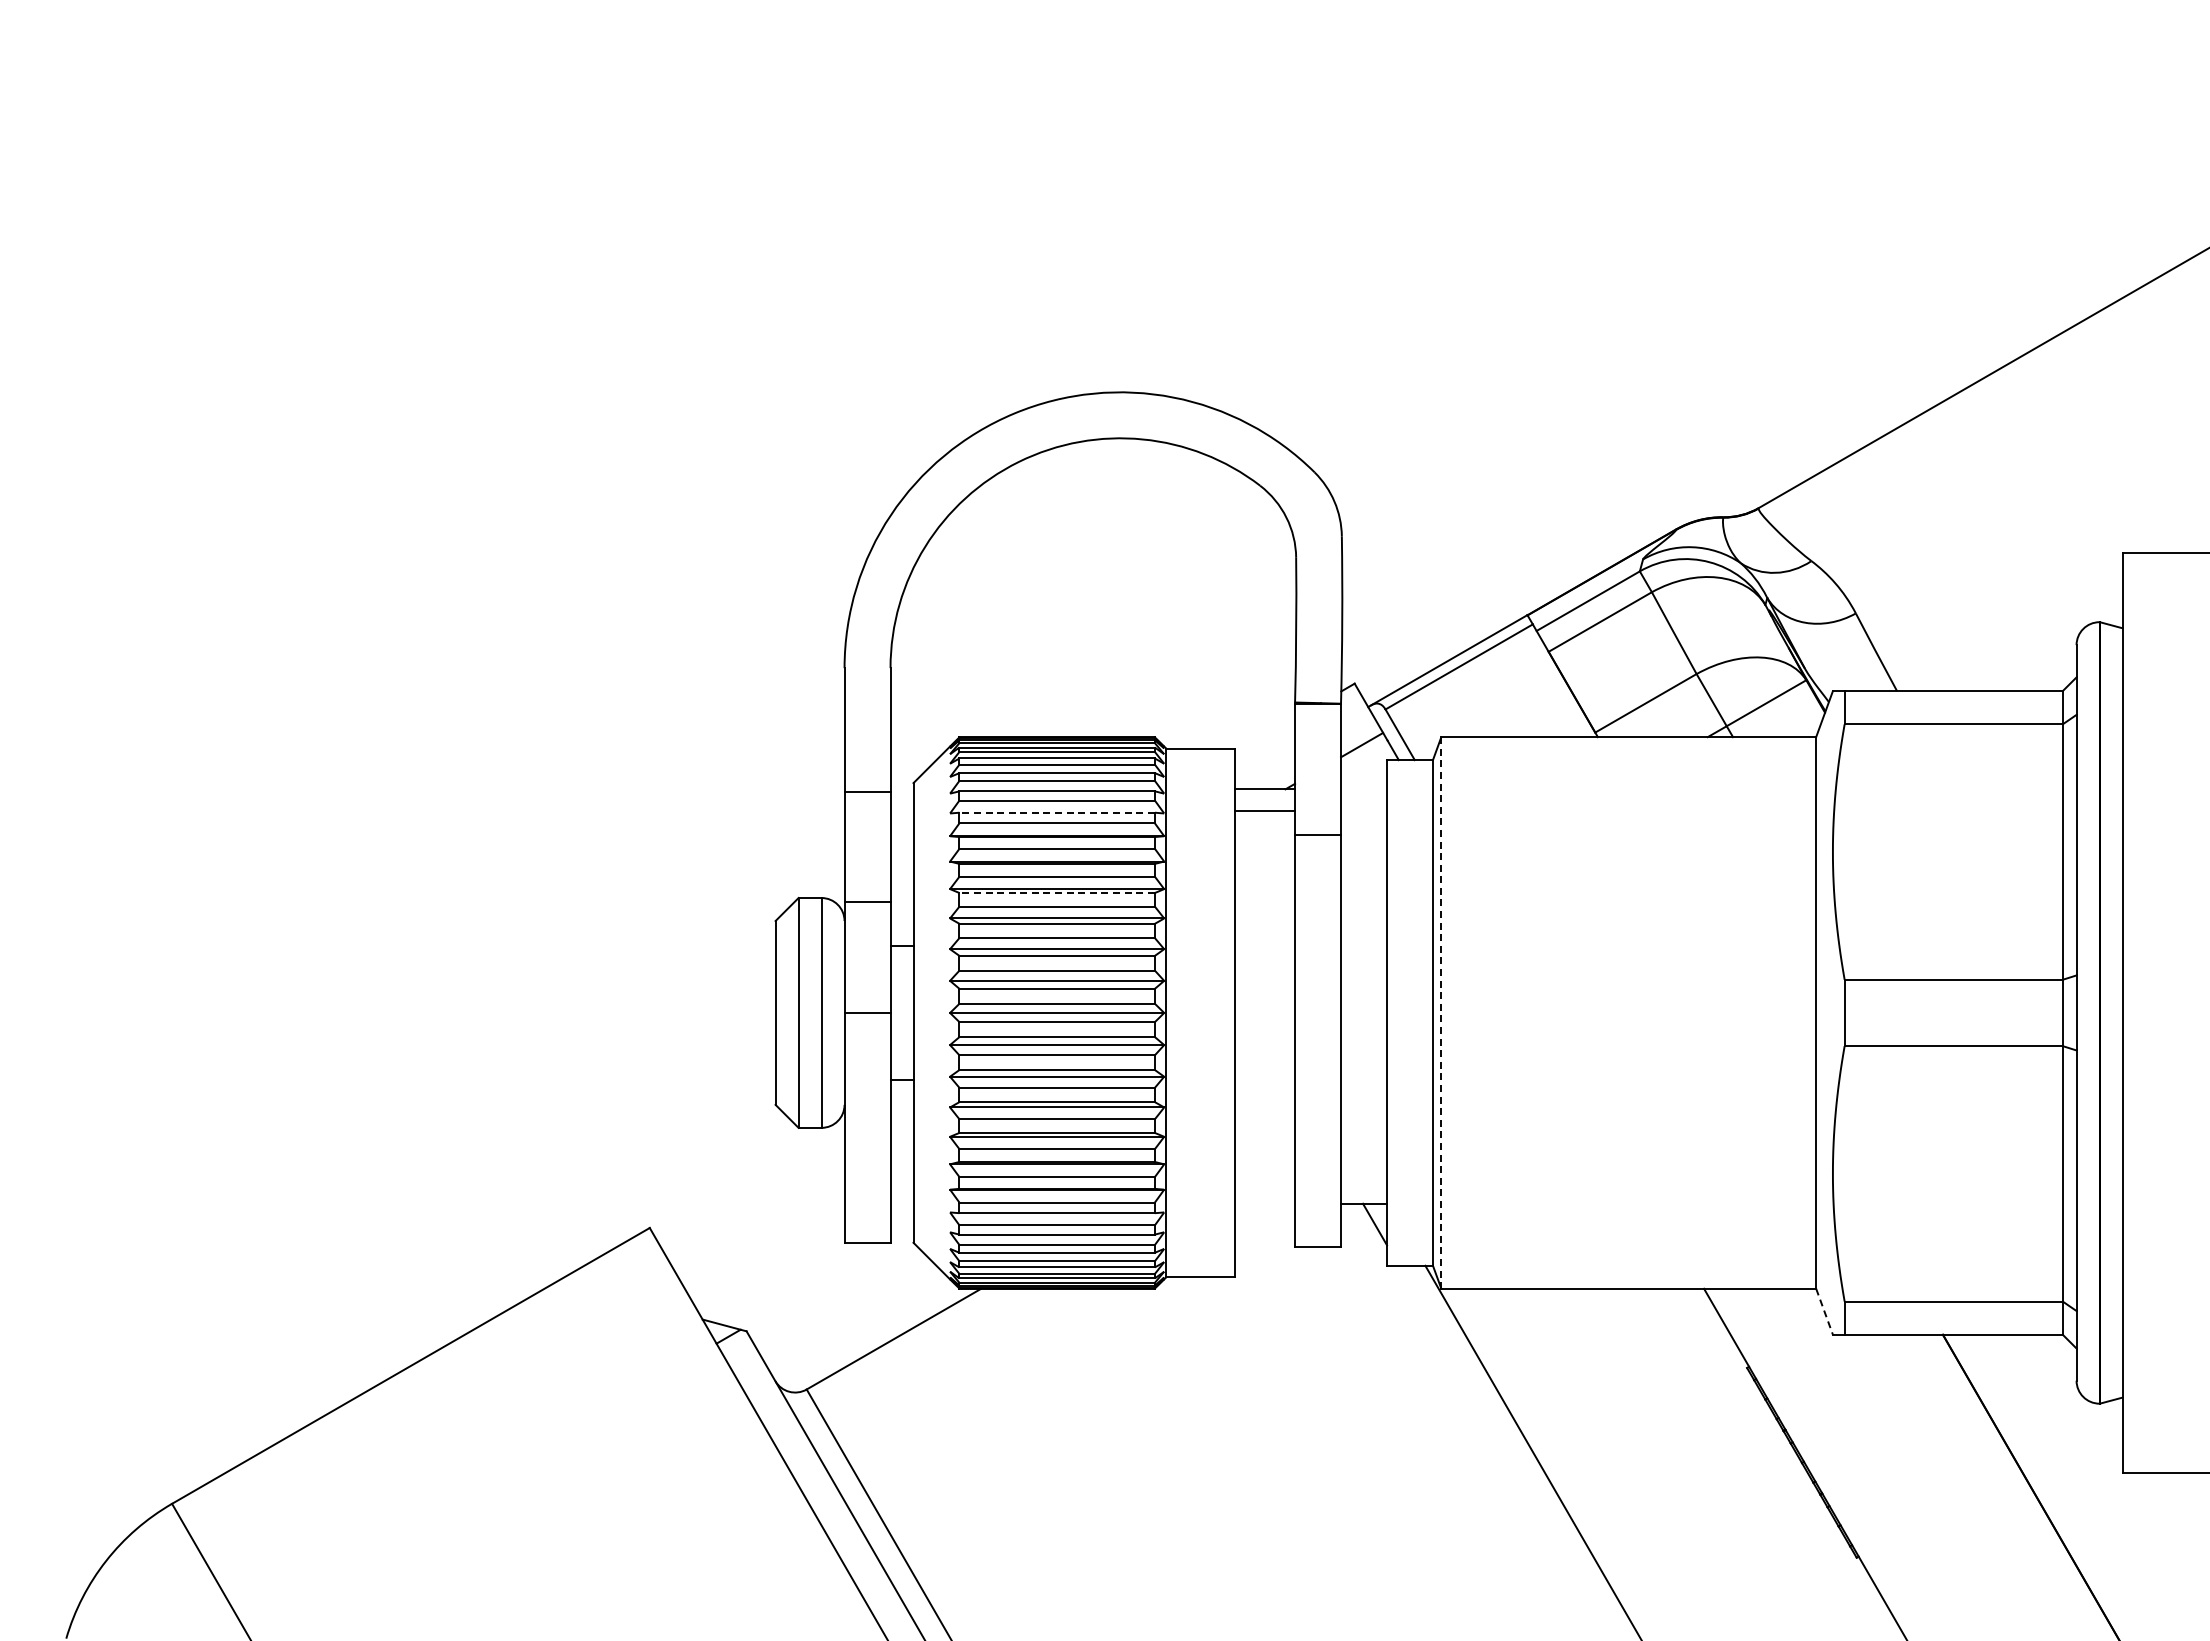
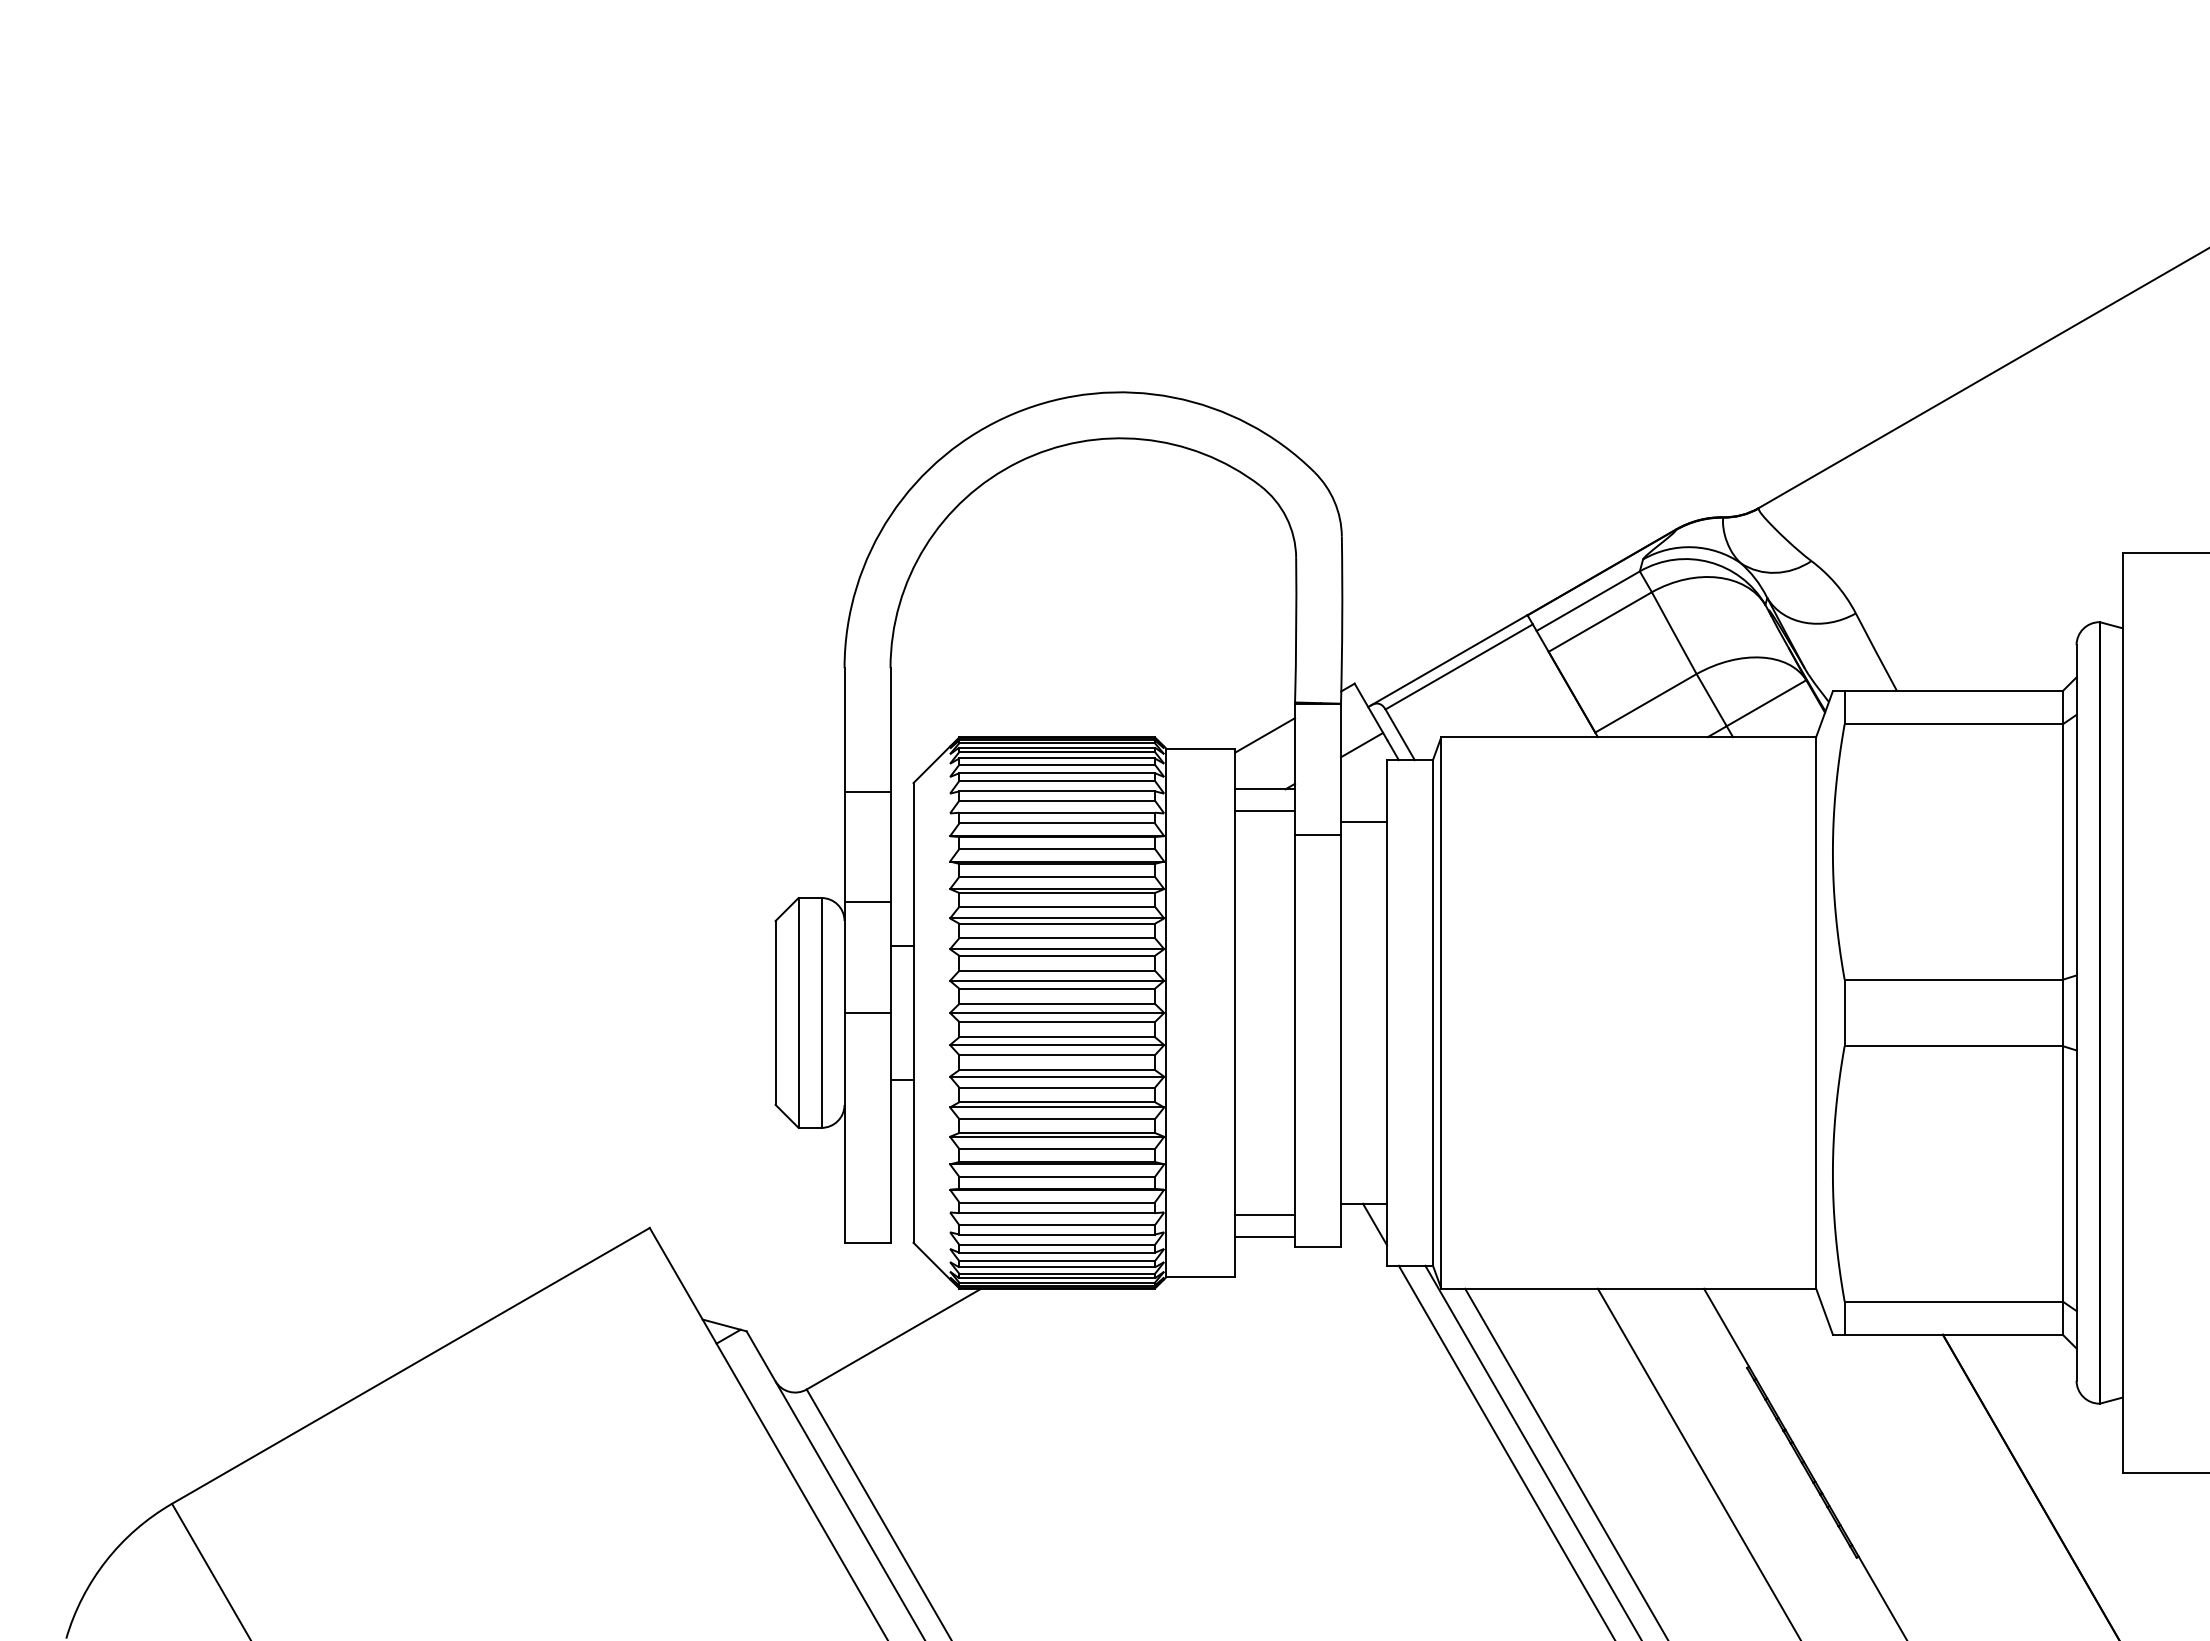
line: none -> present (1265, 735)
line: dashed -> solid (1057, 812)
line: none -> present (1364, 822)
line: dashed -> solid (1057, 893)
line: dashed -> solid (1441, 1012)
line: none -> present (1265, 1214)
line: none -> present (1265, 1236)
line: dashed -> solid (1824, 1312)
line: none -> present (1505, 1451)
line: none -> present (1565, 1462)
line: none -> present (1698, 1462)
